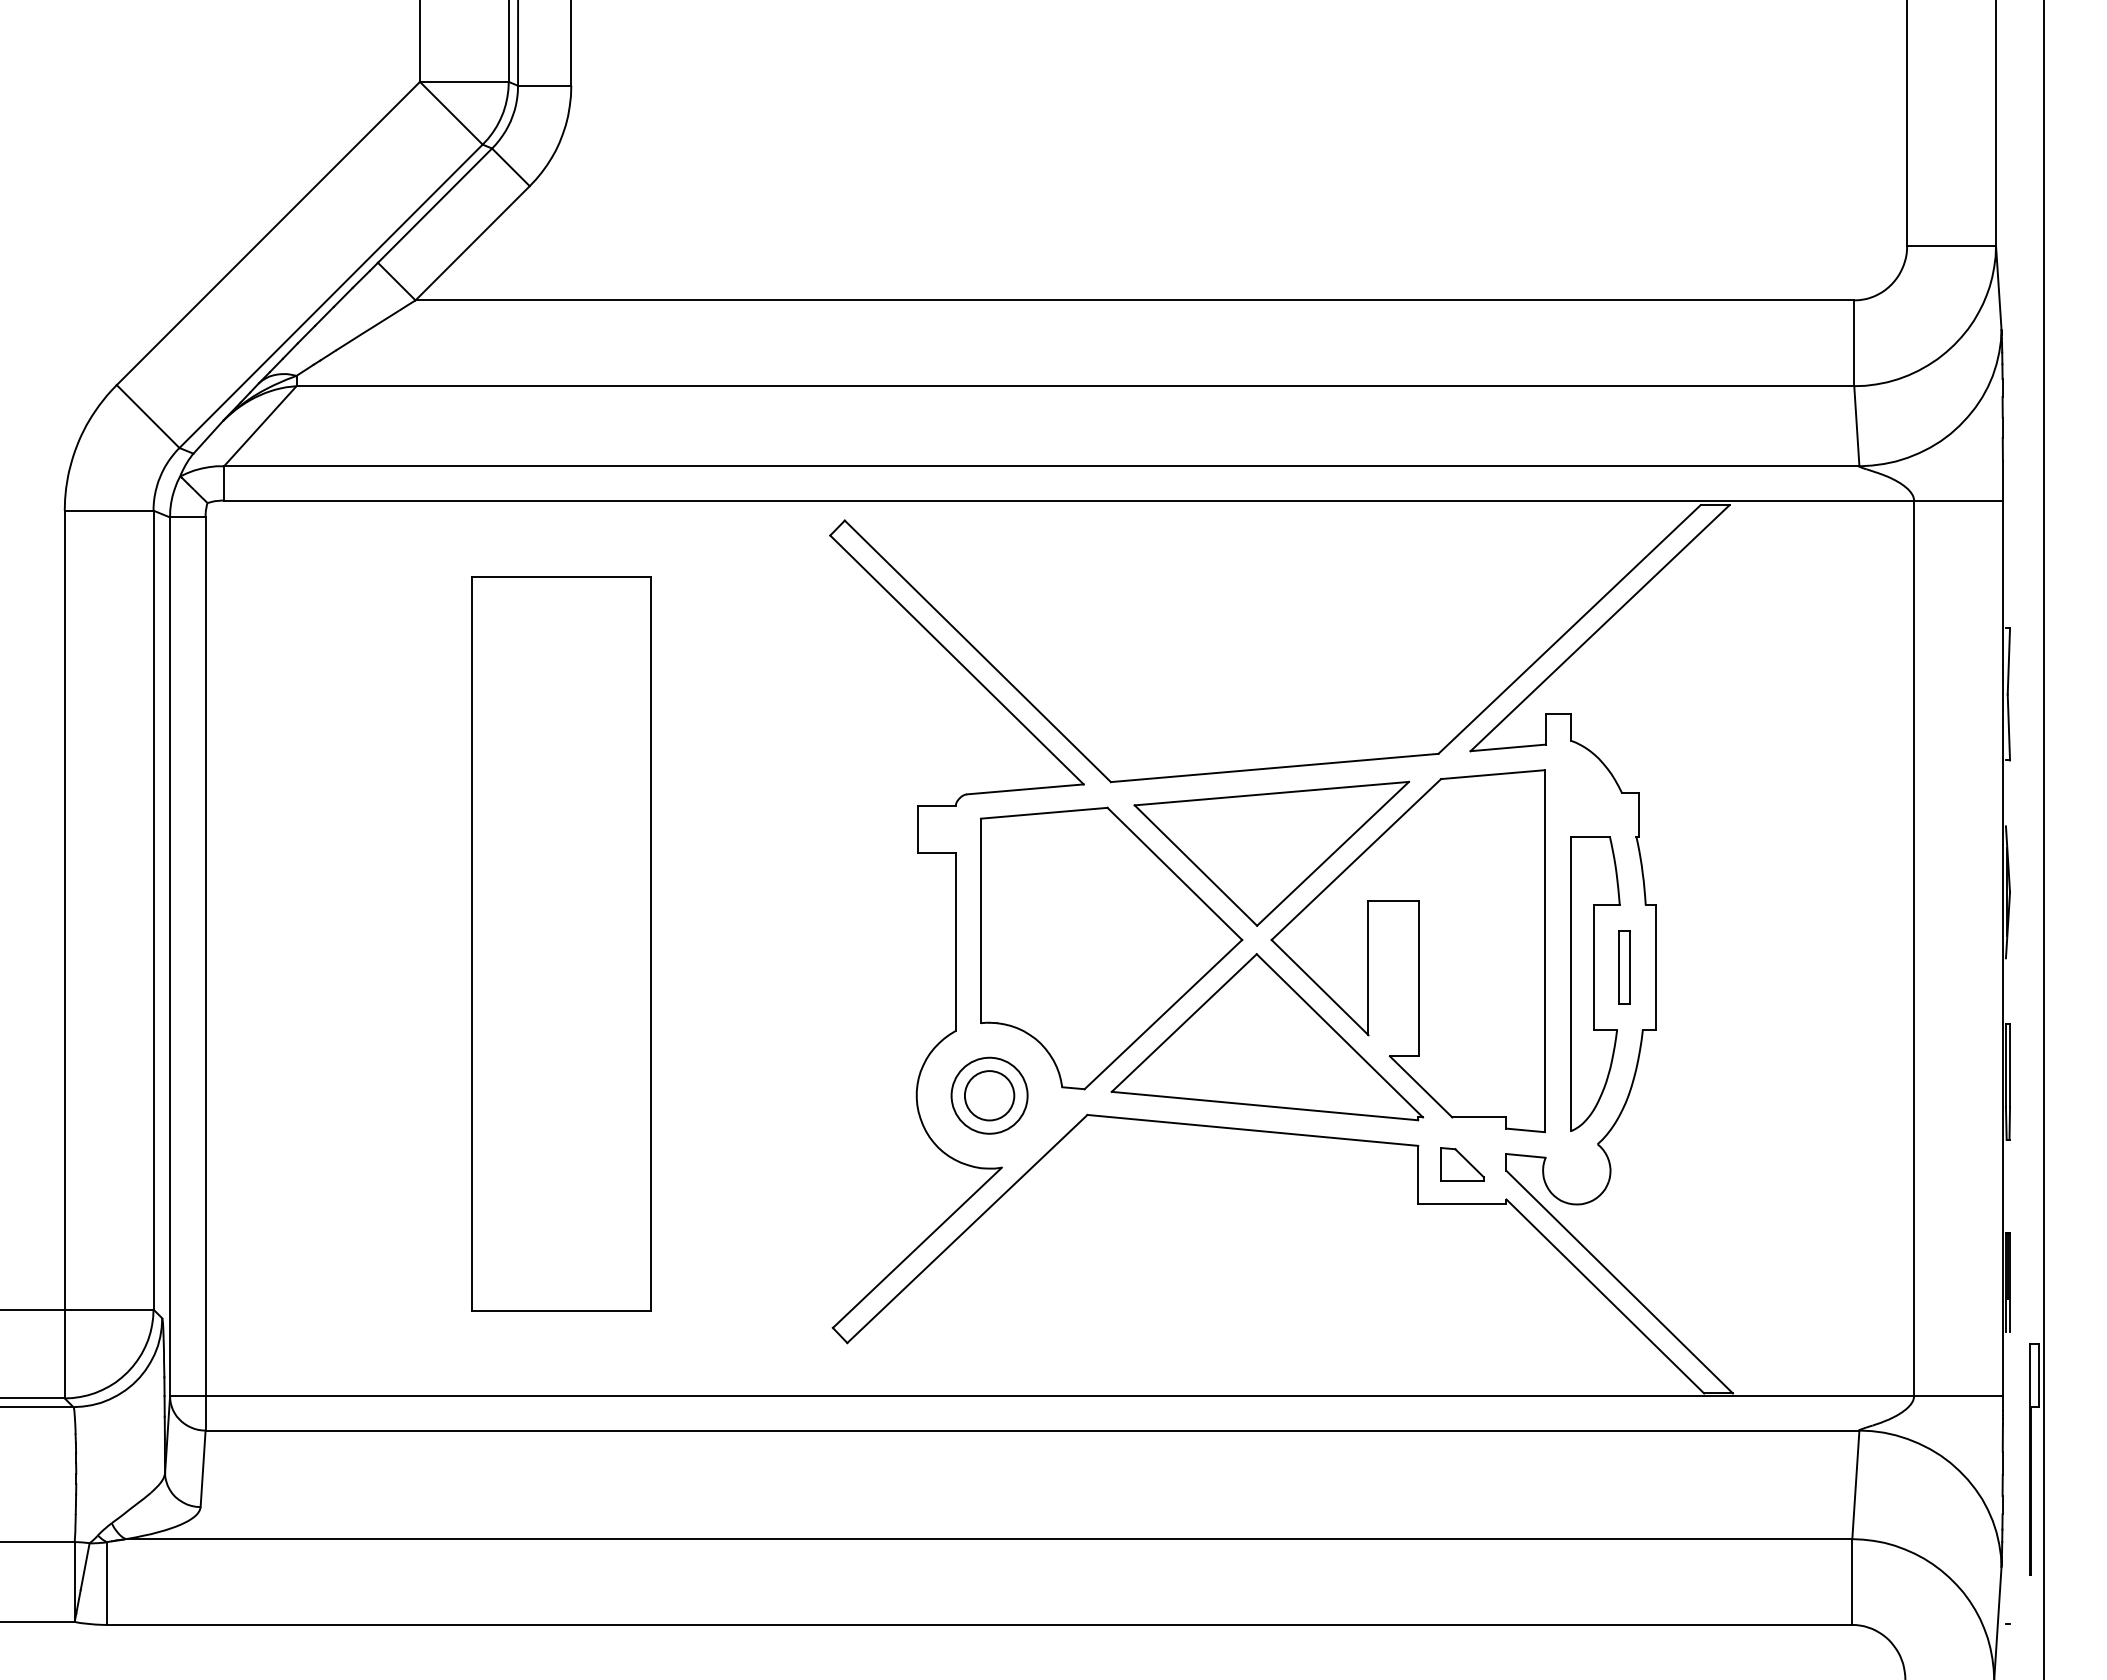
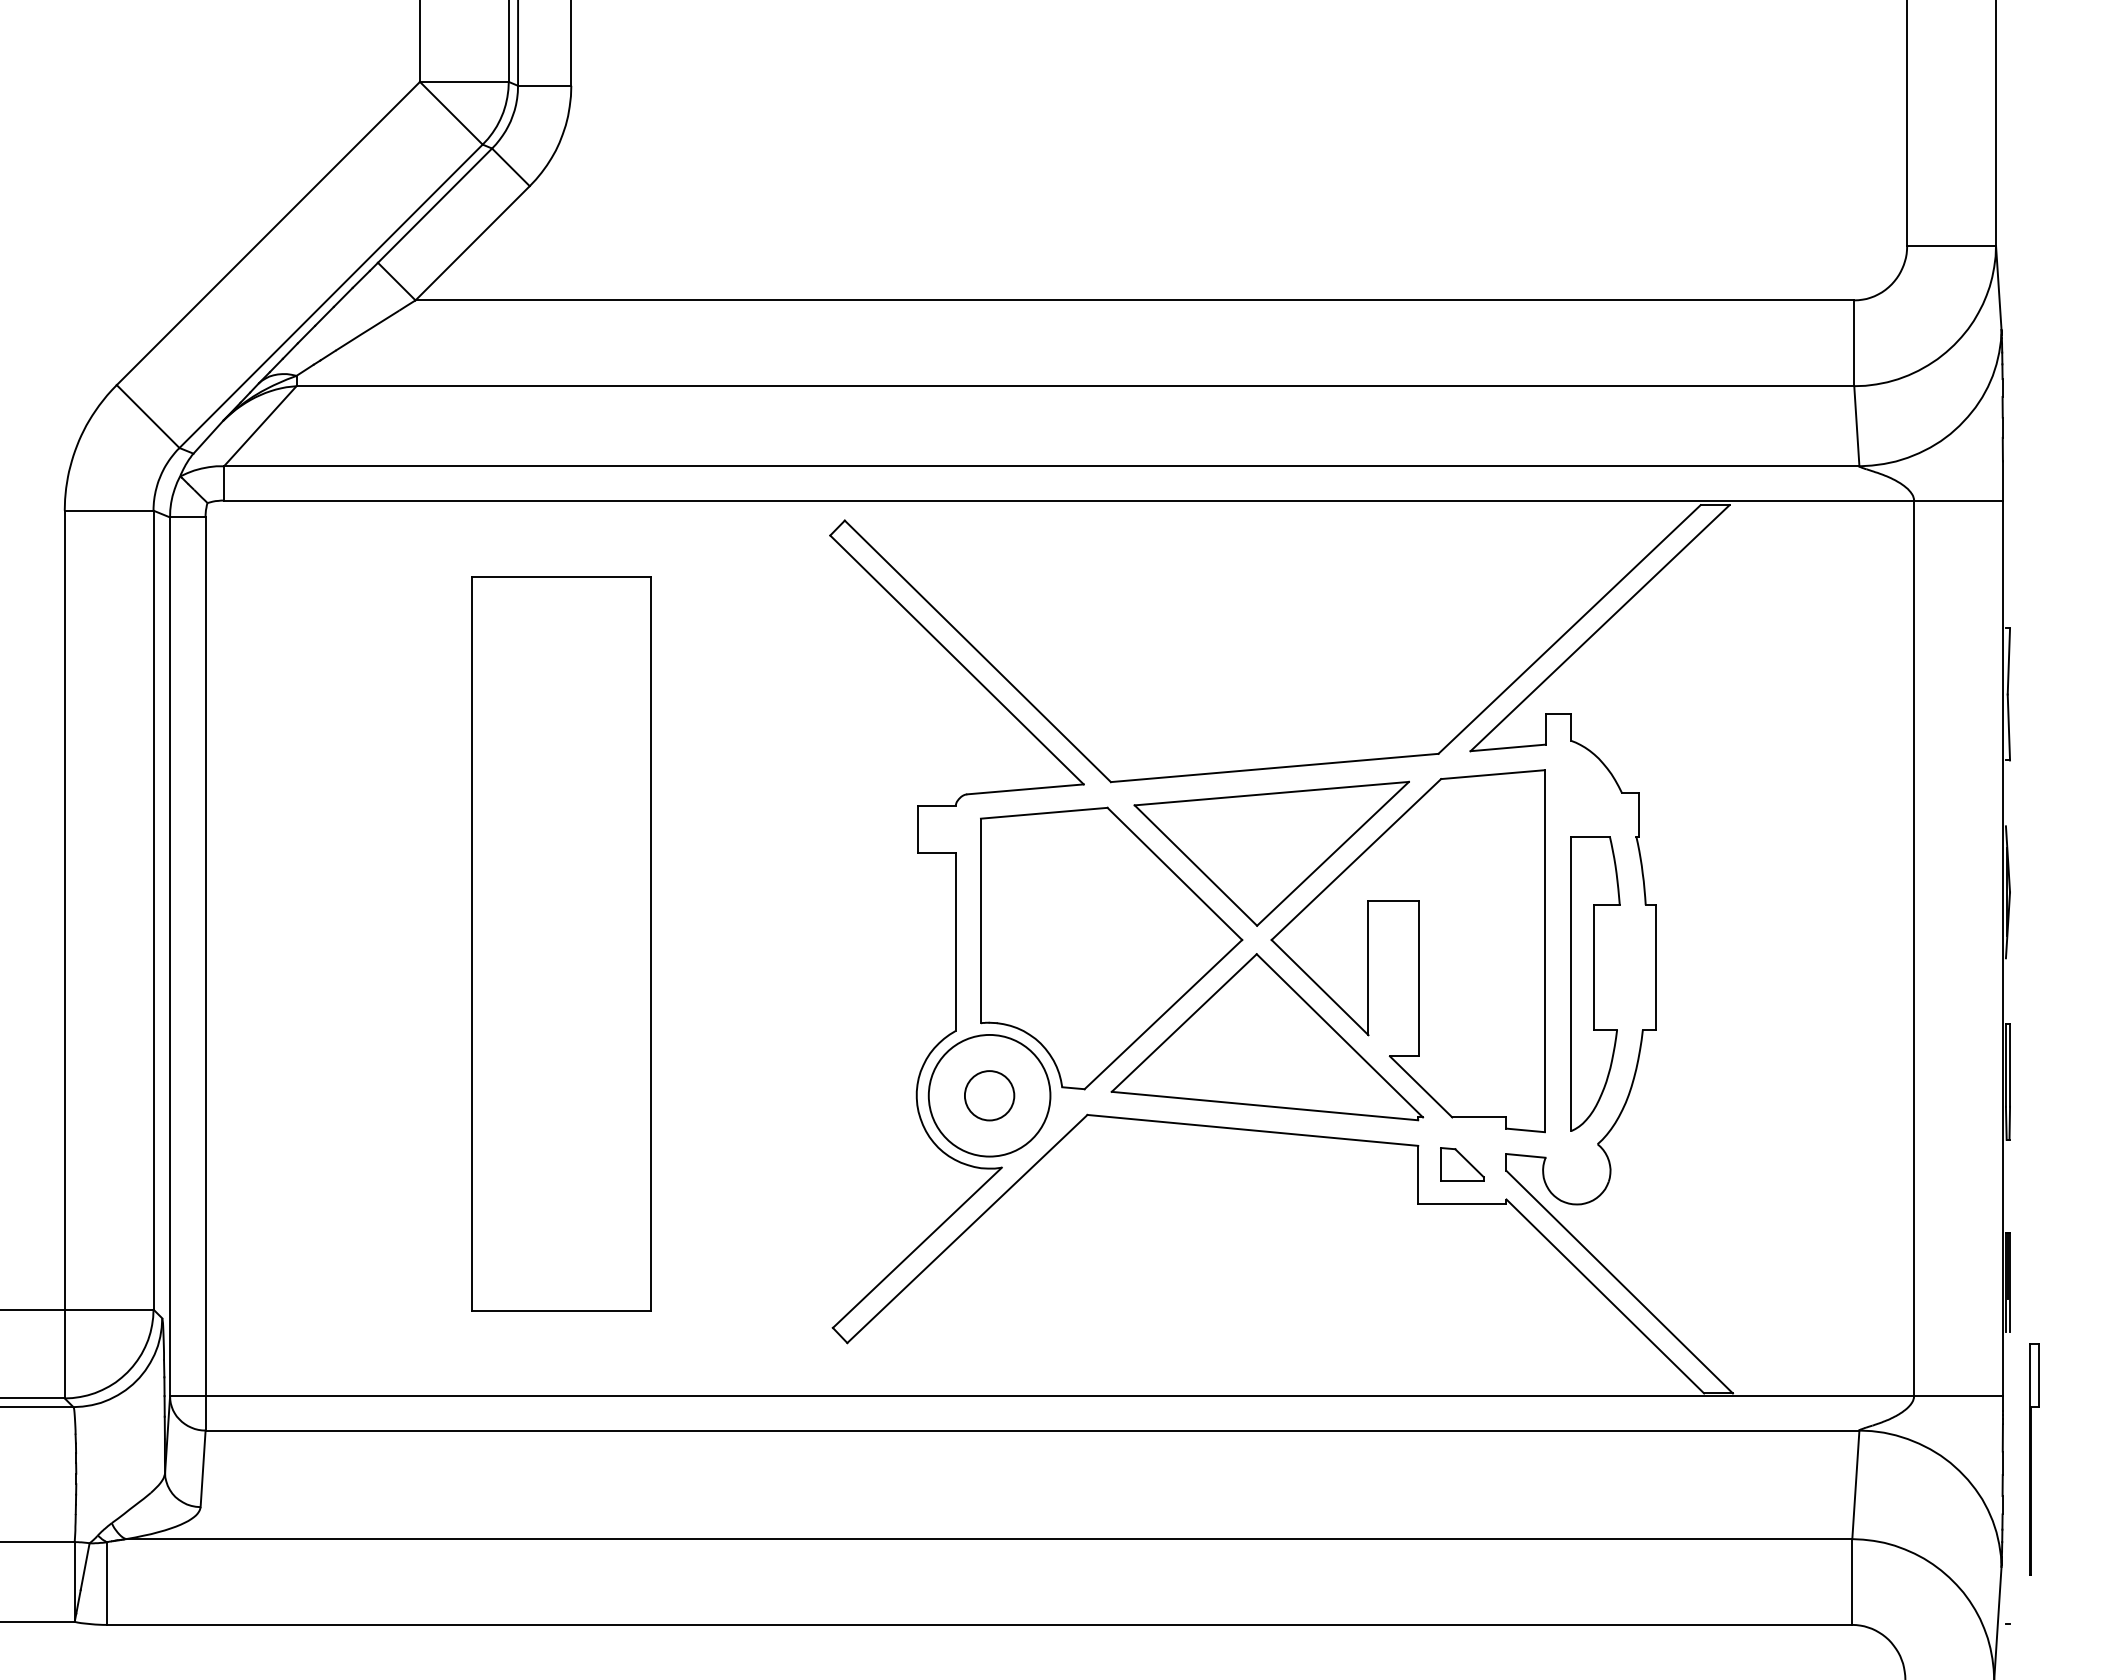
line: present -> none (2043, 839)
part: present -> none (1624, 967)
circle diameter: 76 px -> 122 px (989, 1095)
